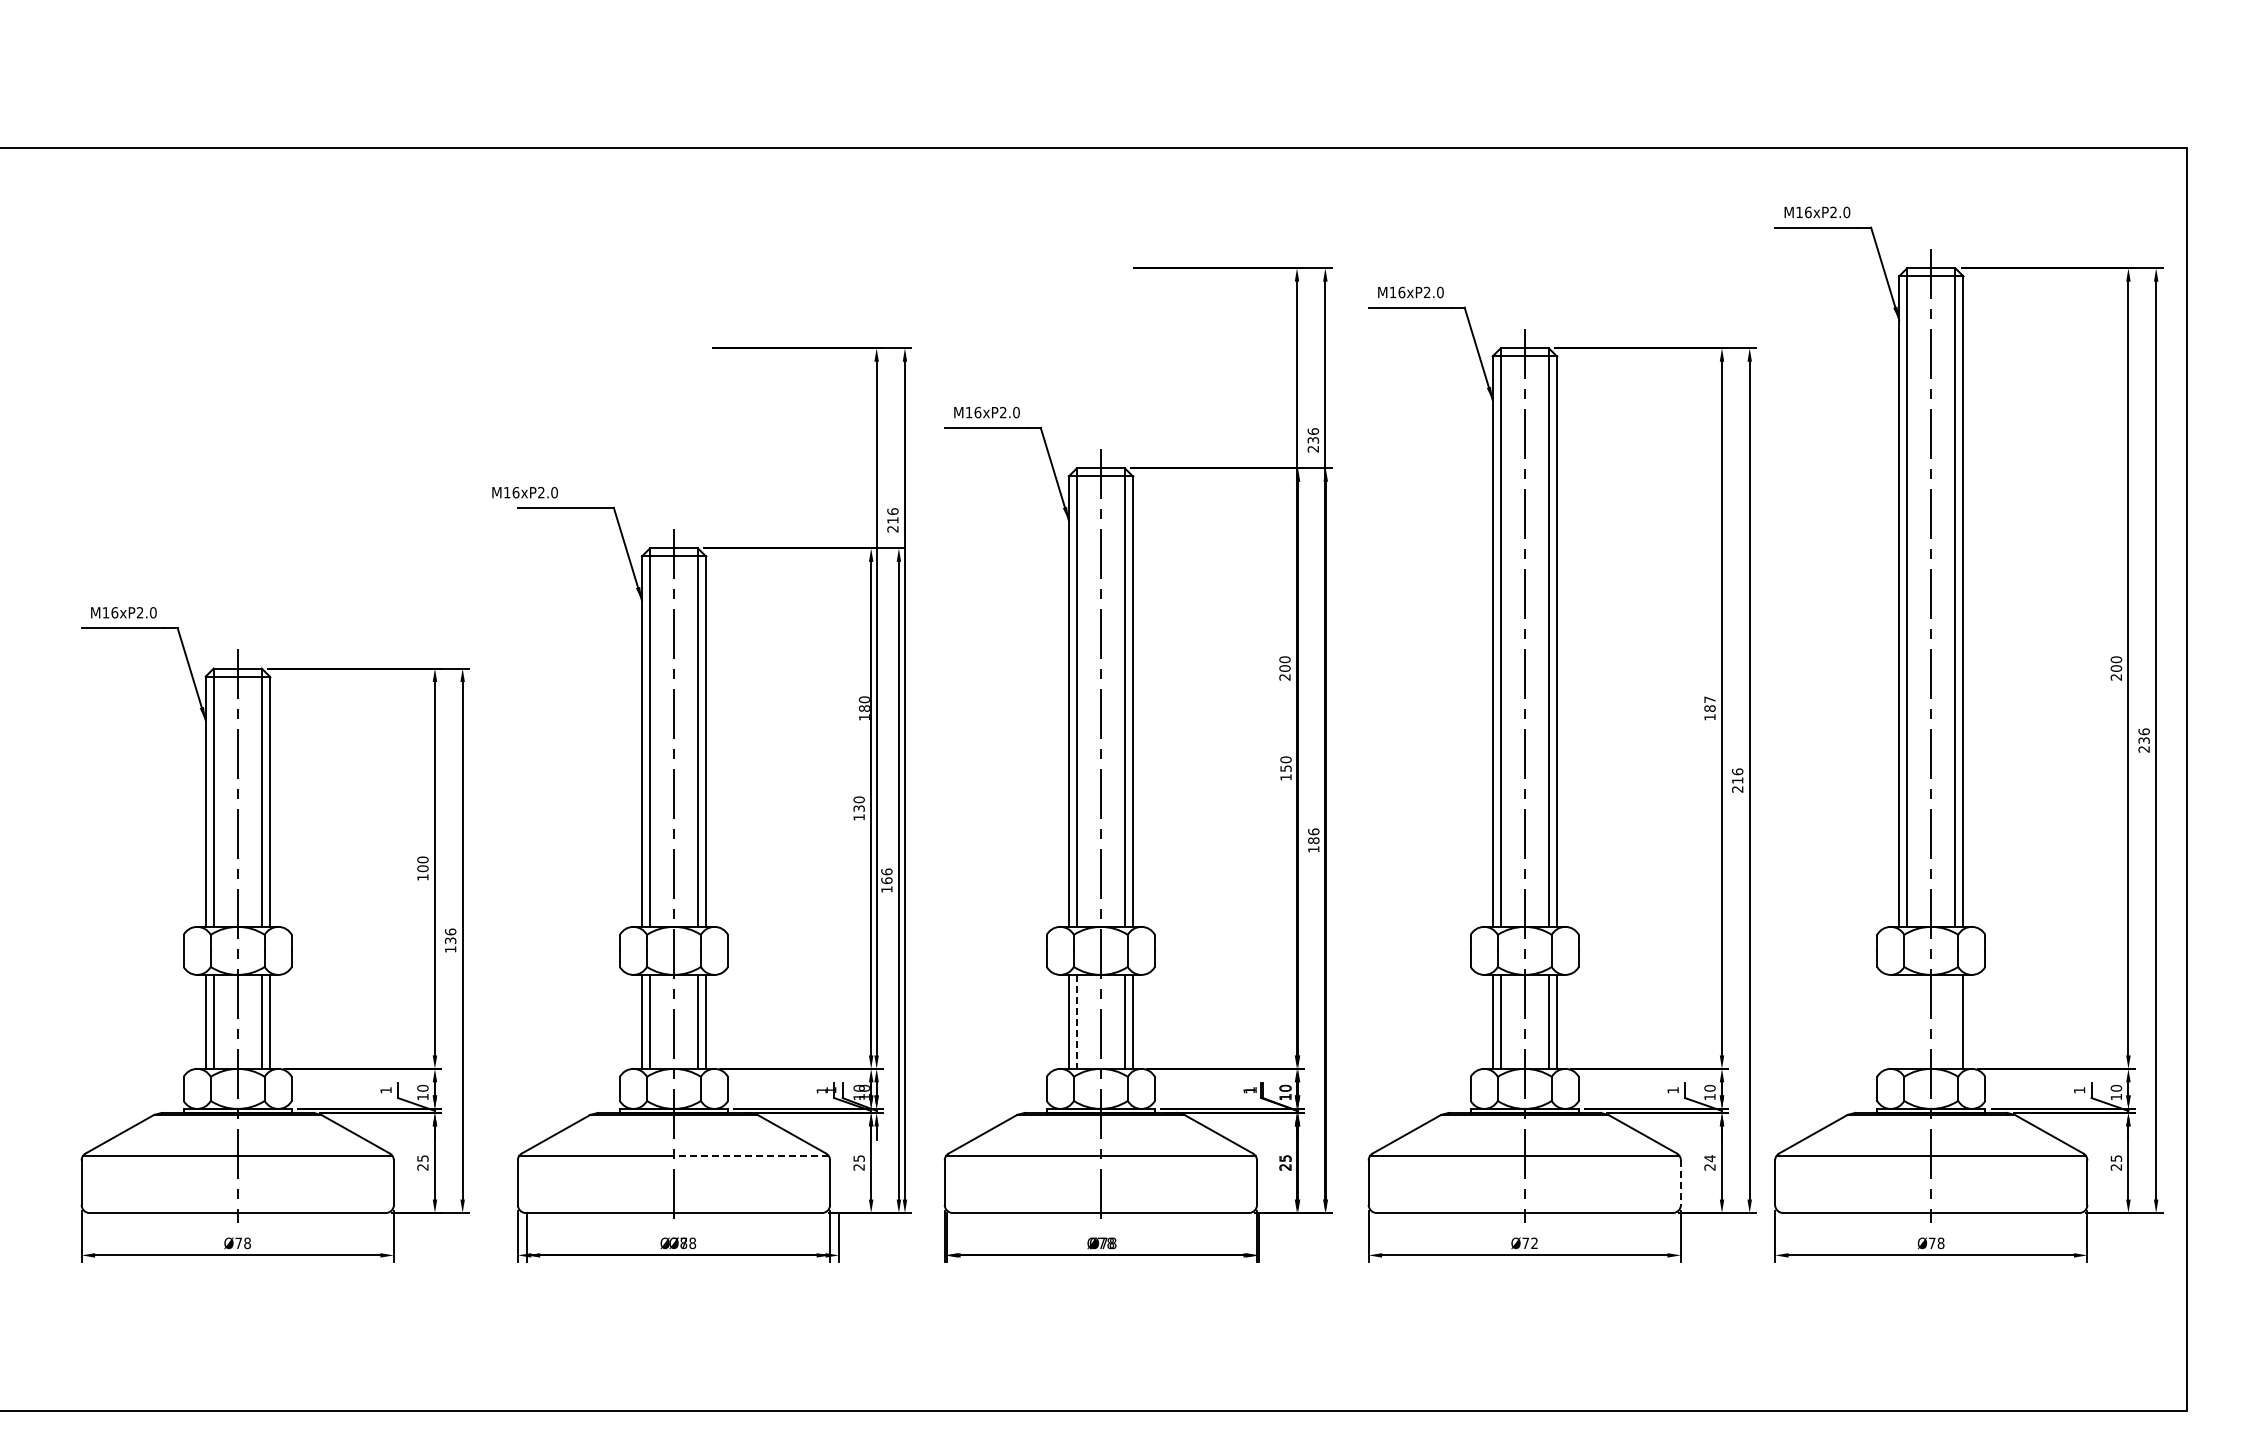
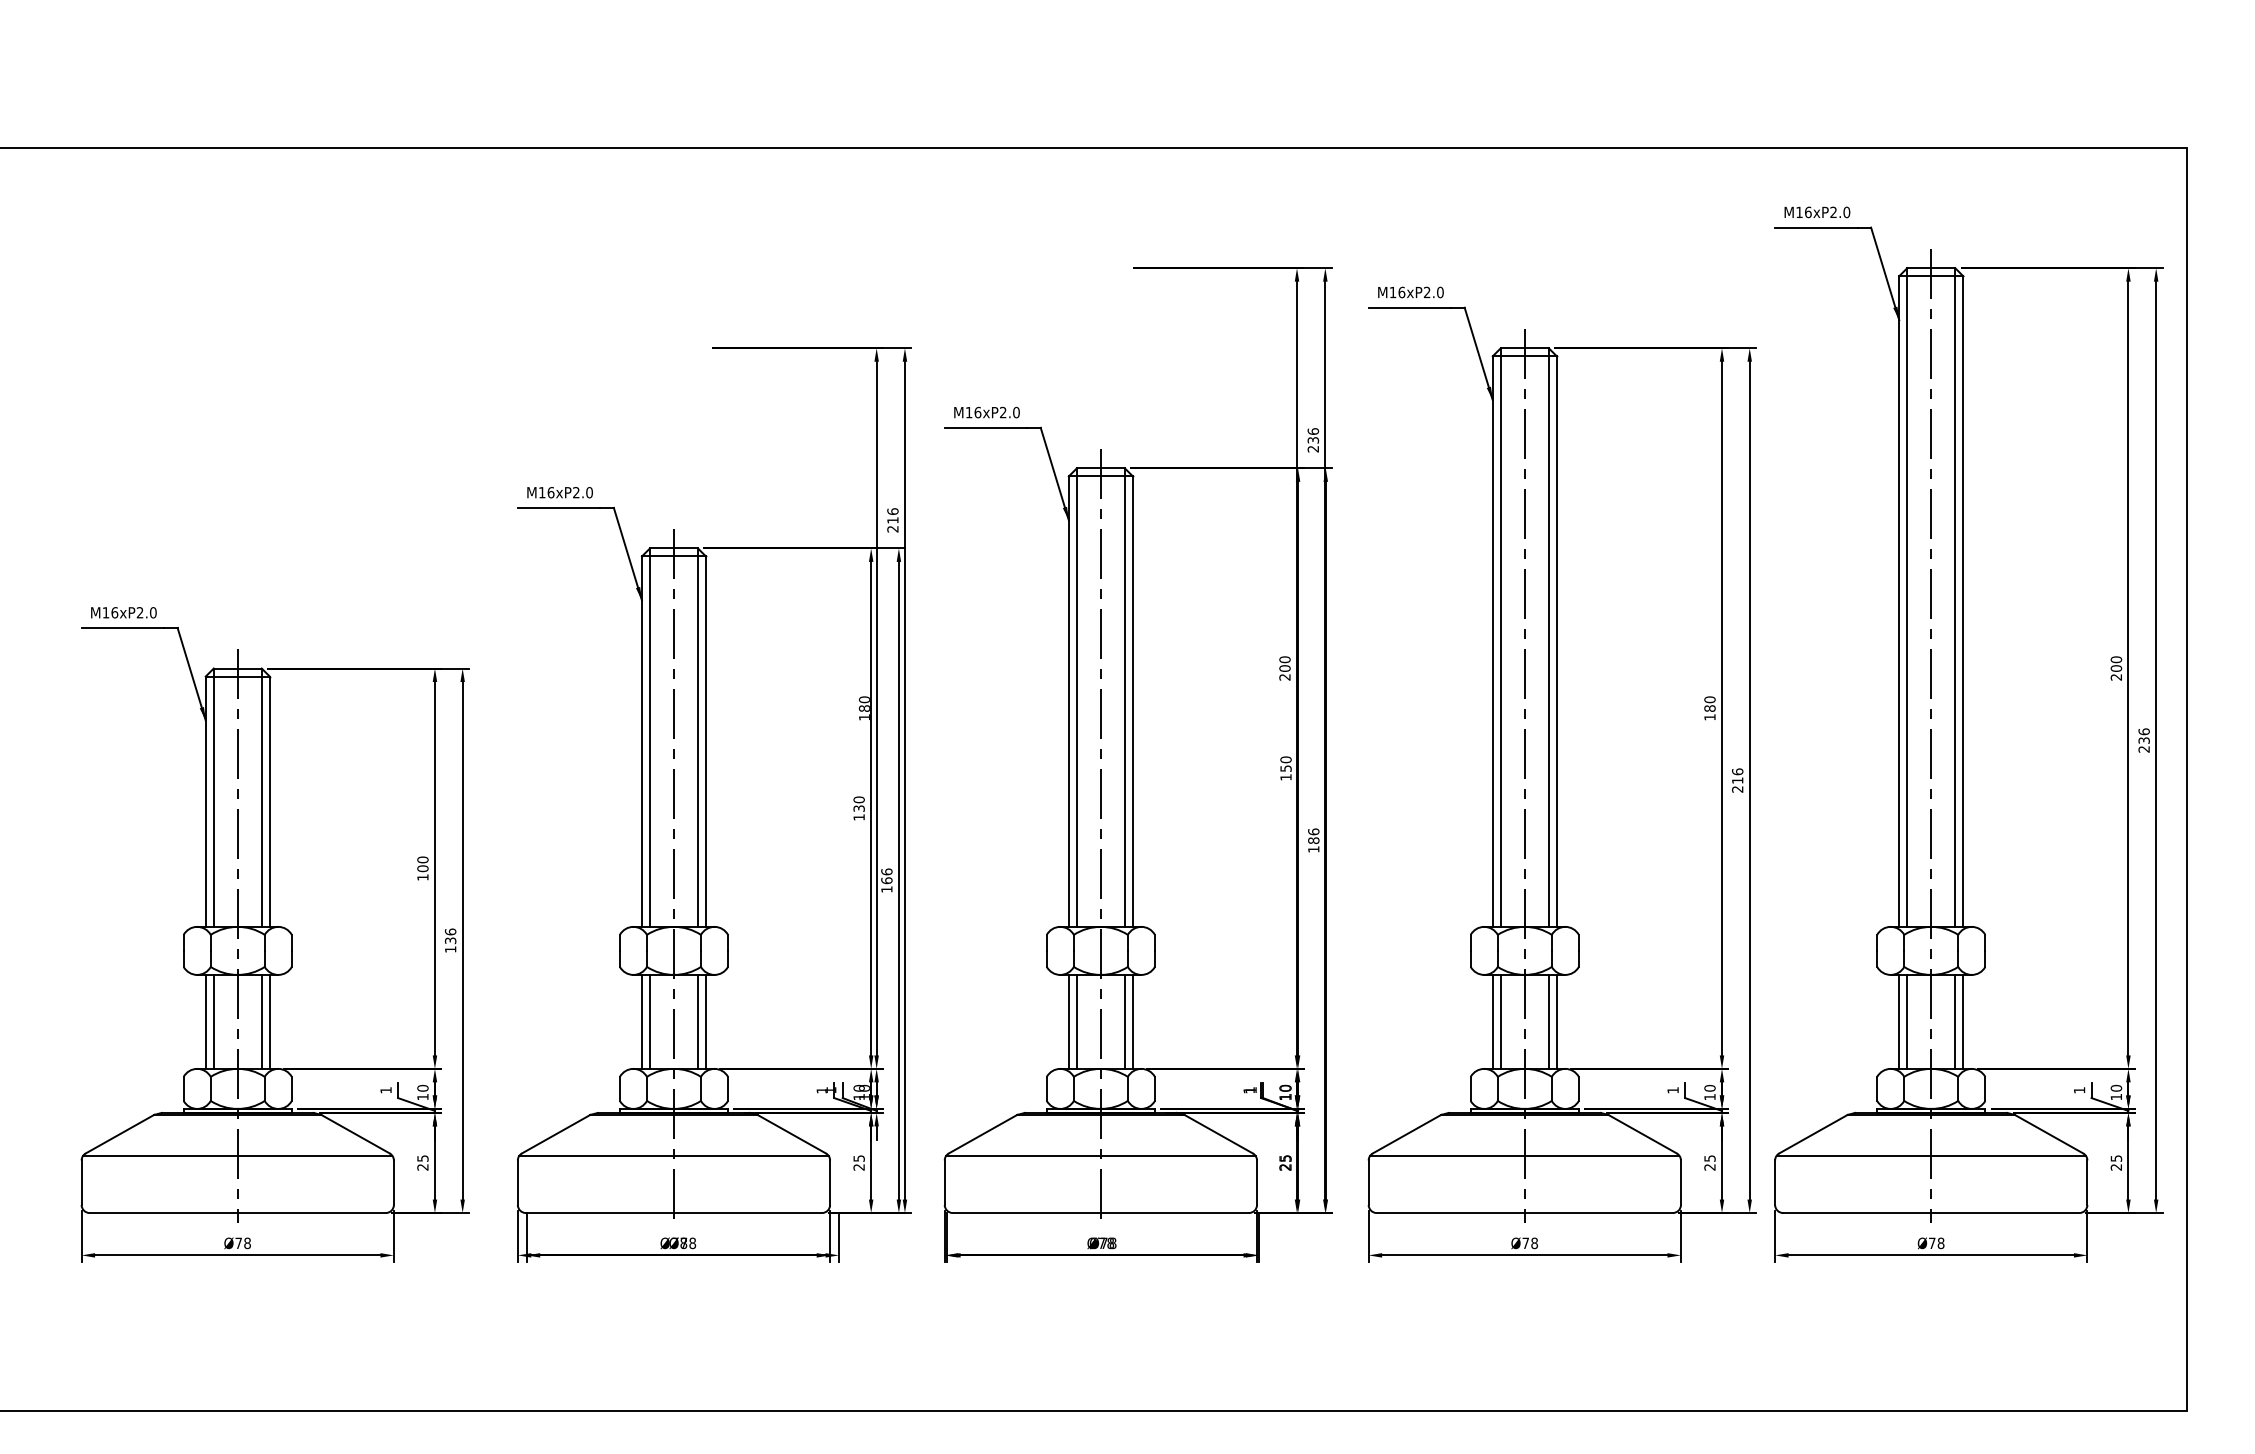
text position: (524, 492) -> (559, 492) (559, 492)
text: 187 -> 180 (1709, 699)
line: dashed -> solid (1076, 1021)
line: none -> present (1899, 1021)
line: none -> present (1907, 1021)
line: none -> present (1955, 1021)
line: dashed -> solid (750, 1155)
text: 24 -> 25 (1709, 1158)
line: dashed -> solid (1680, 1183)
text: Ø72 -> Ø78 (1534, 1243)
